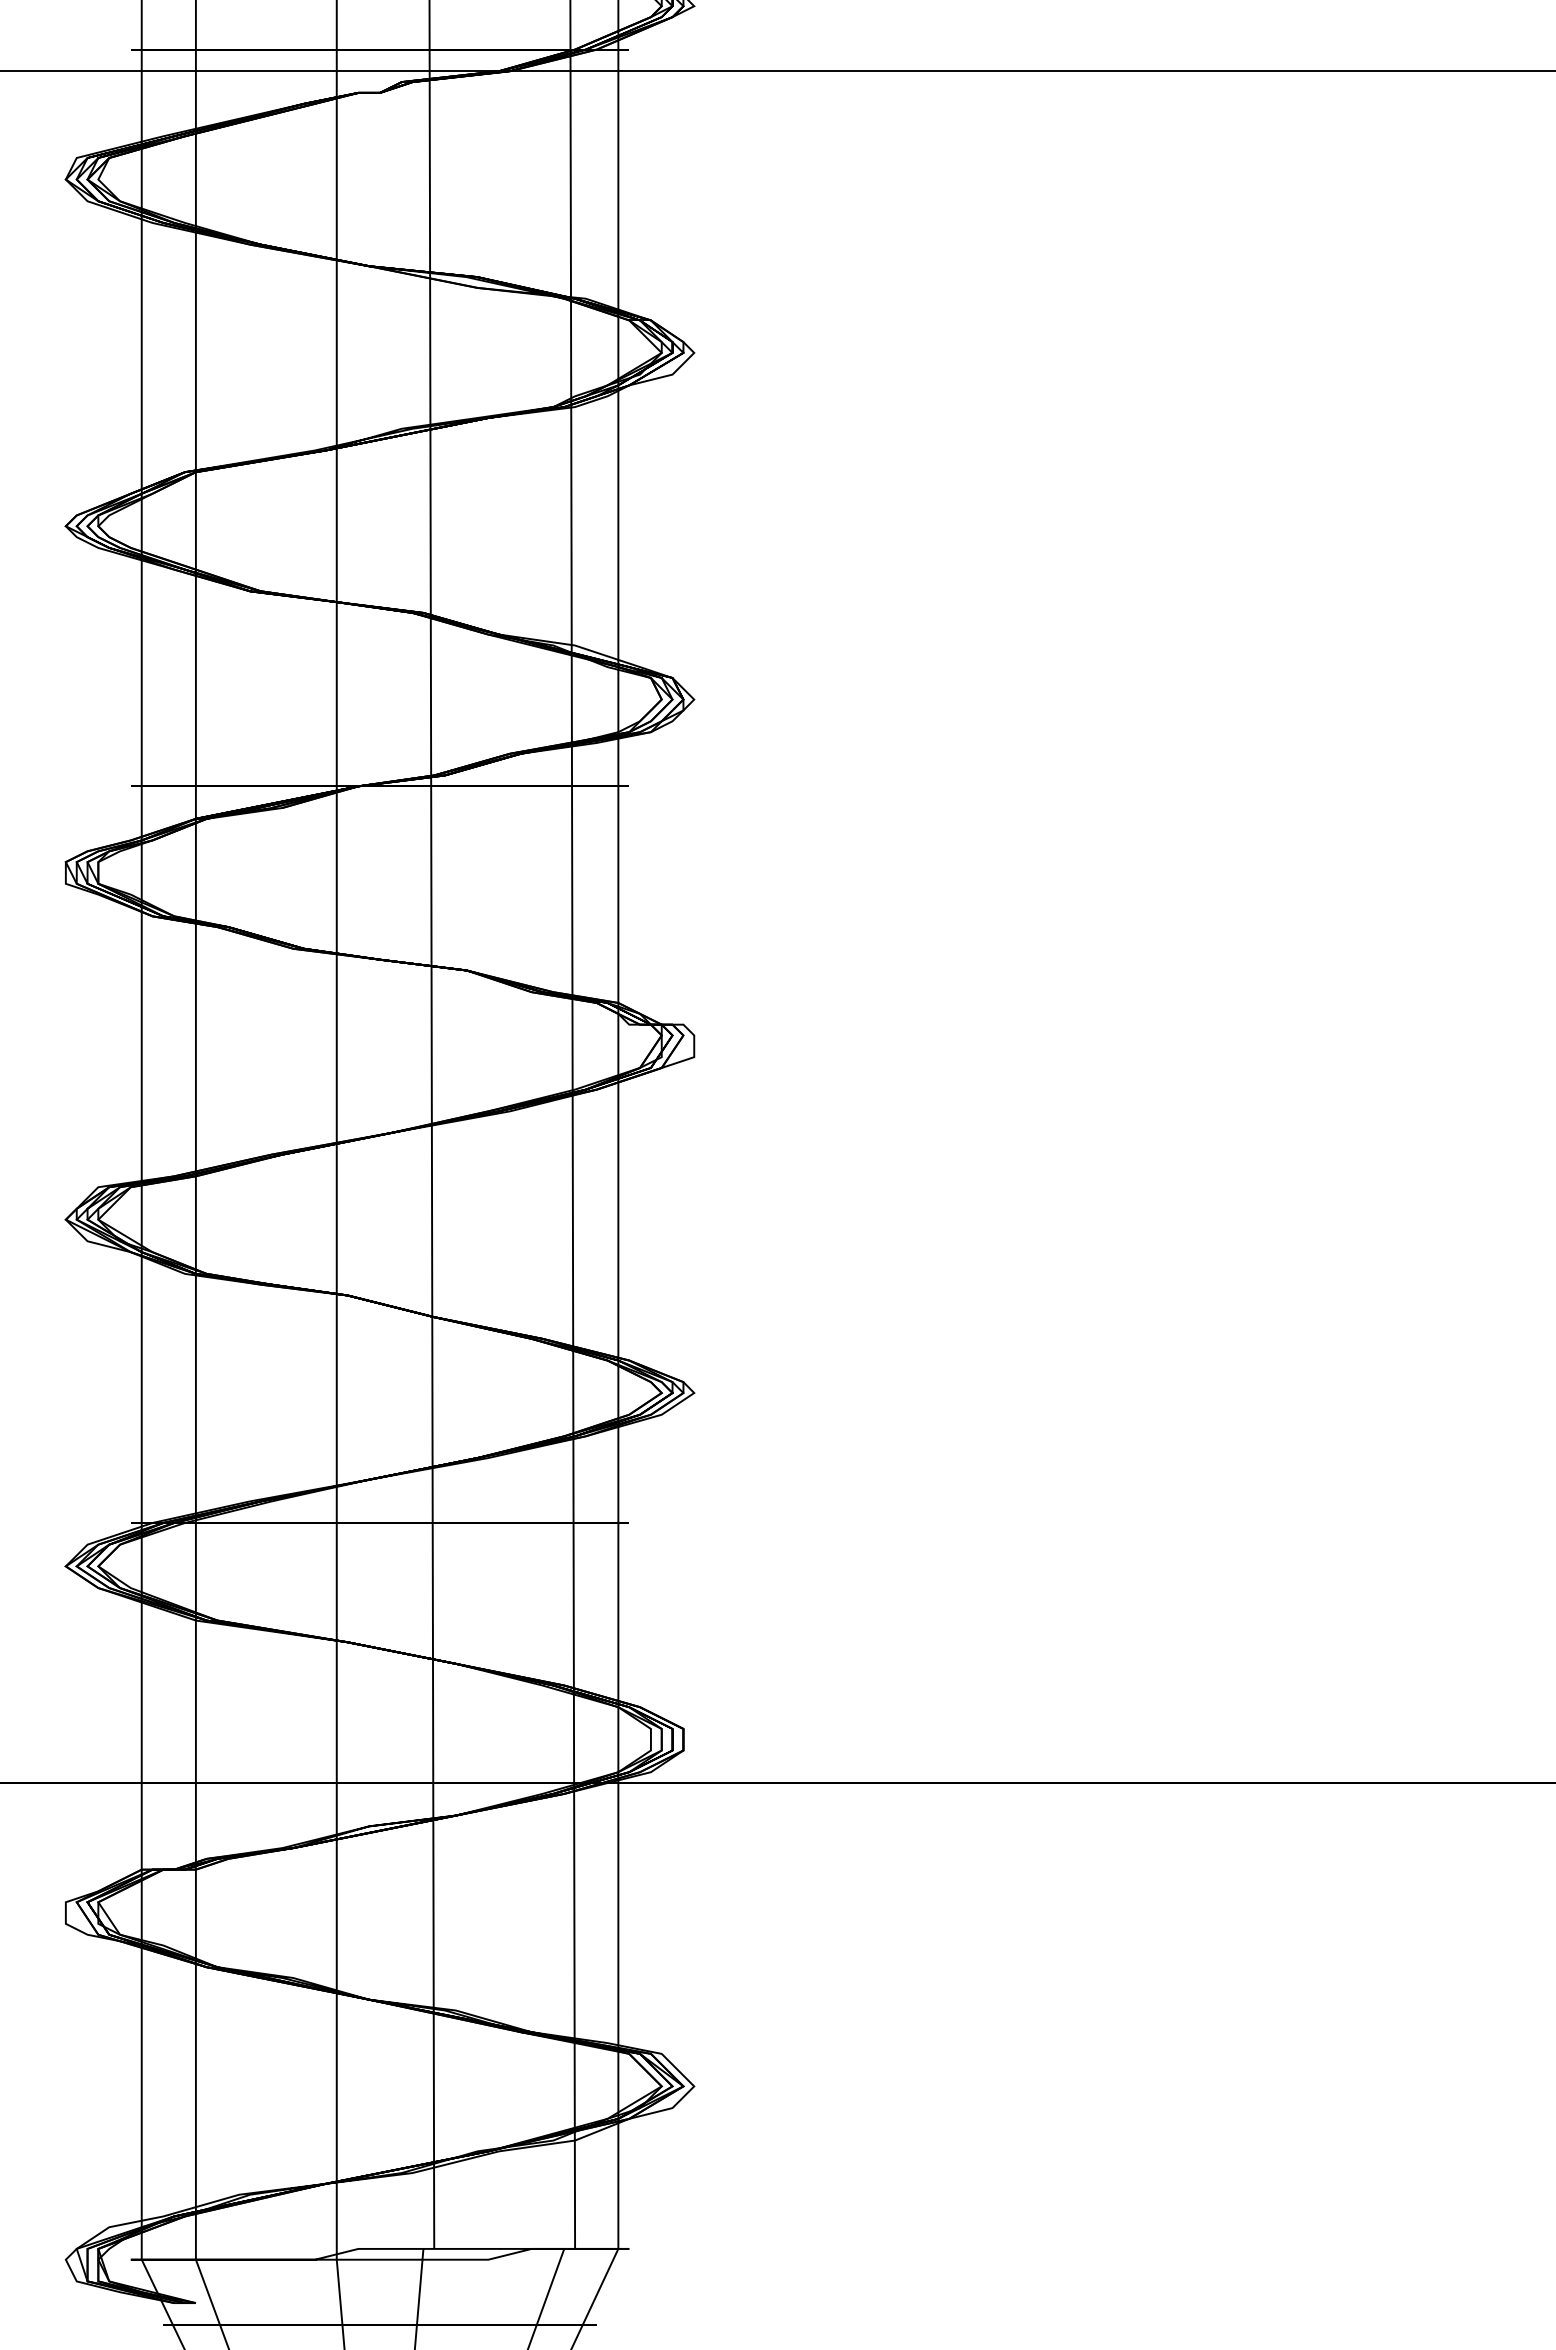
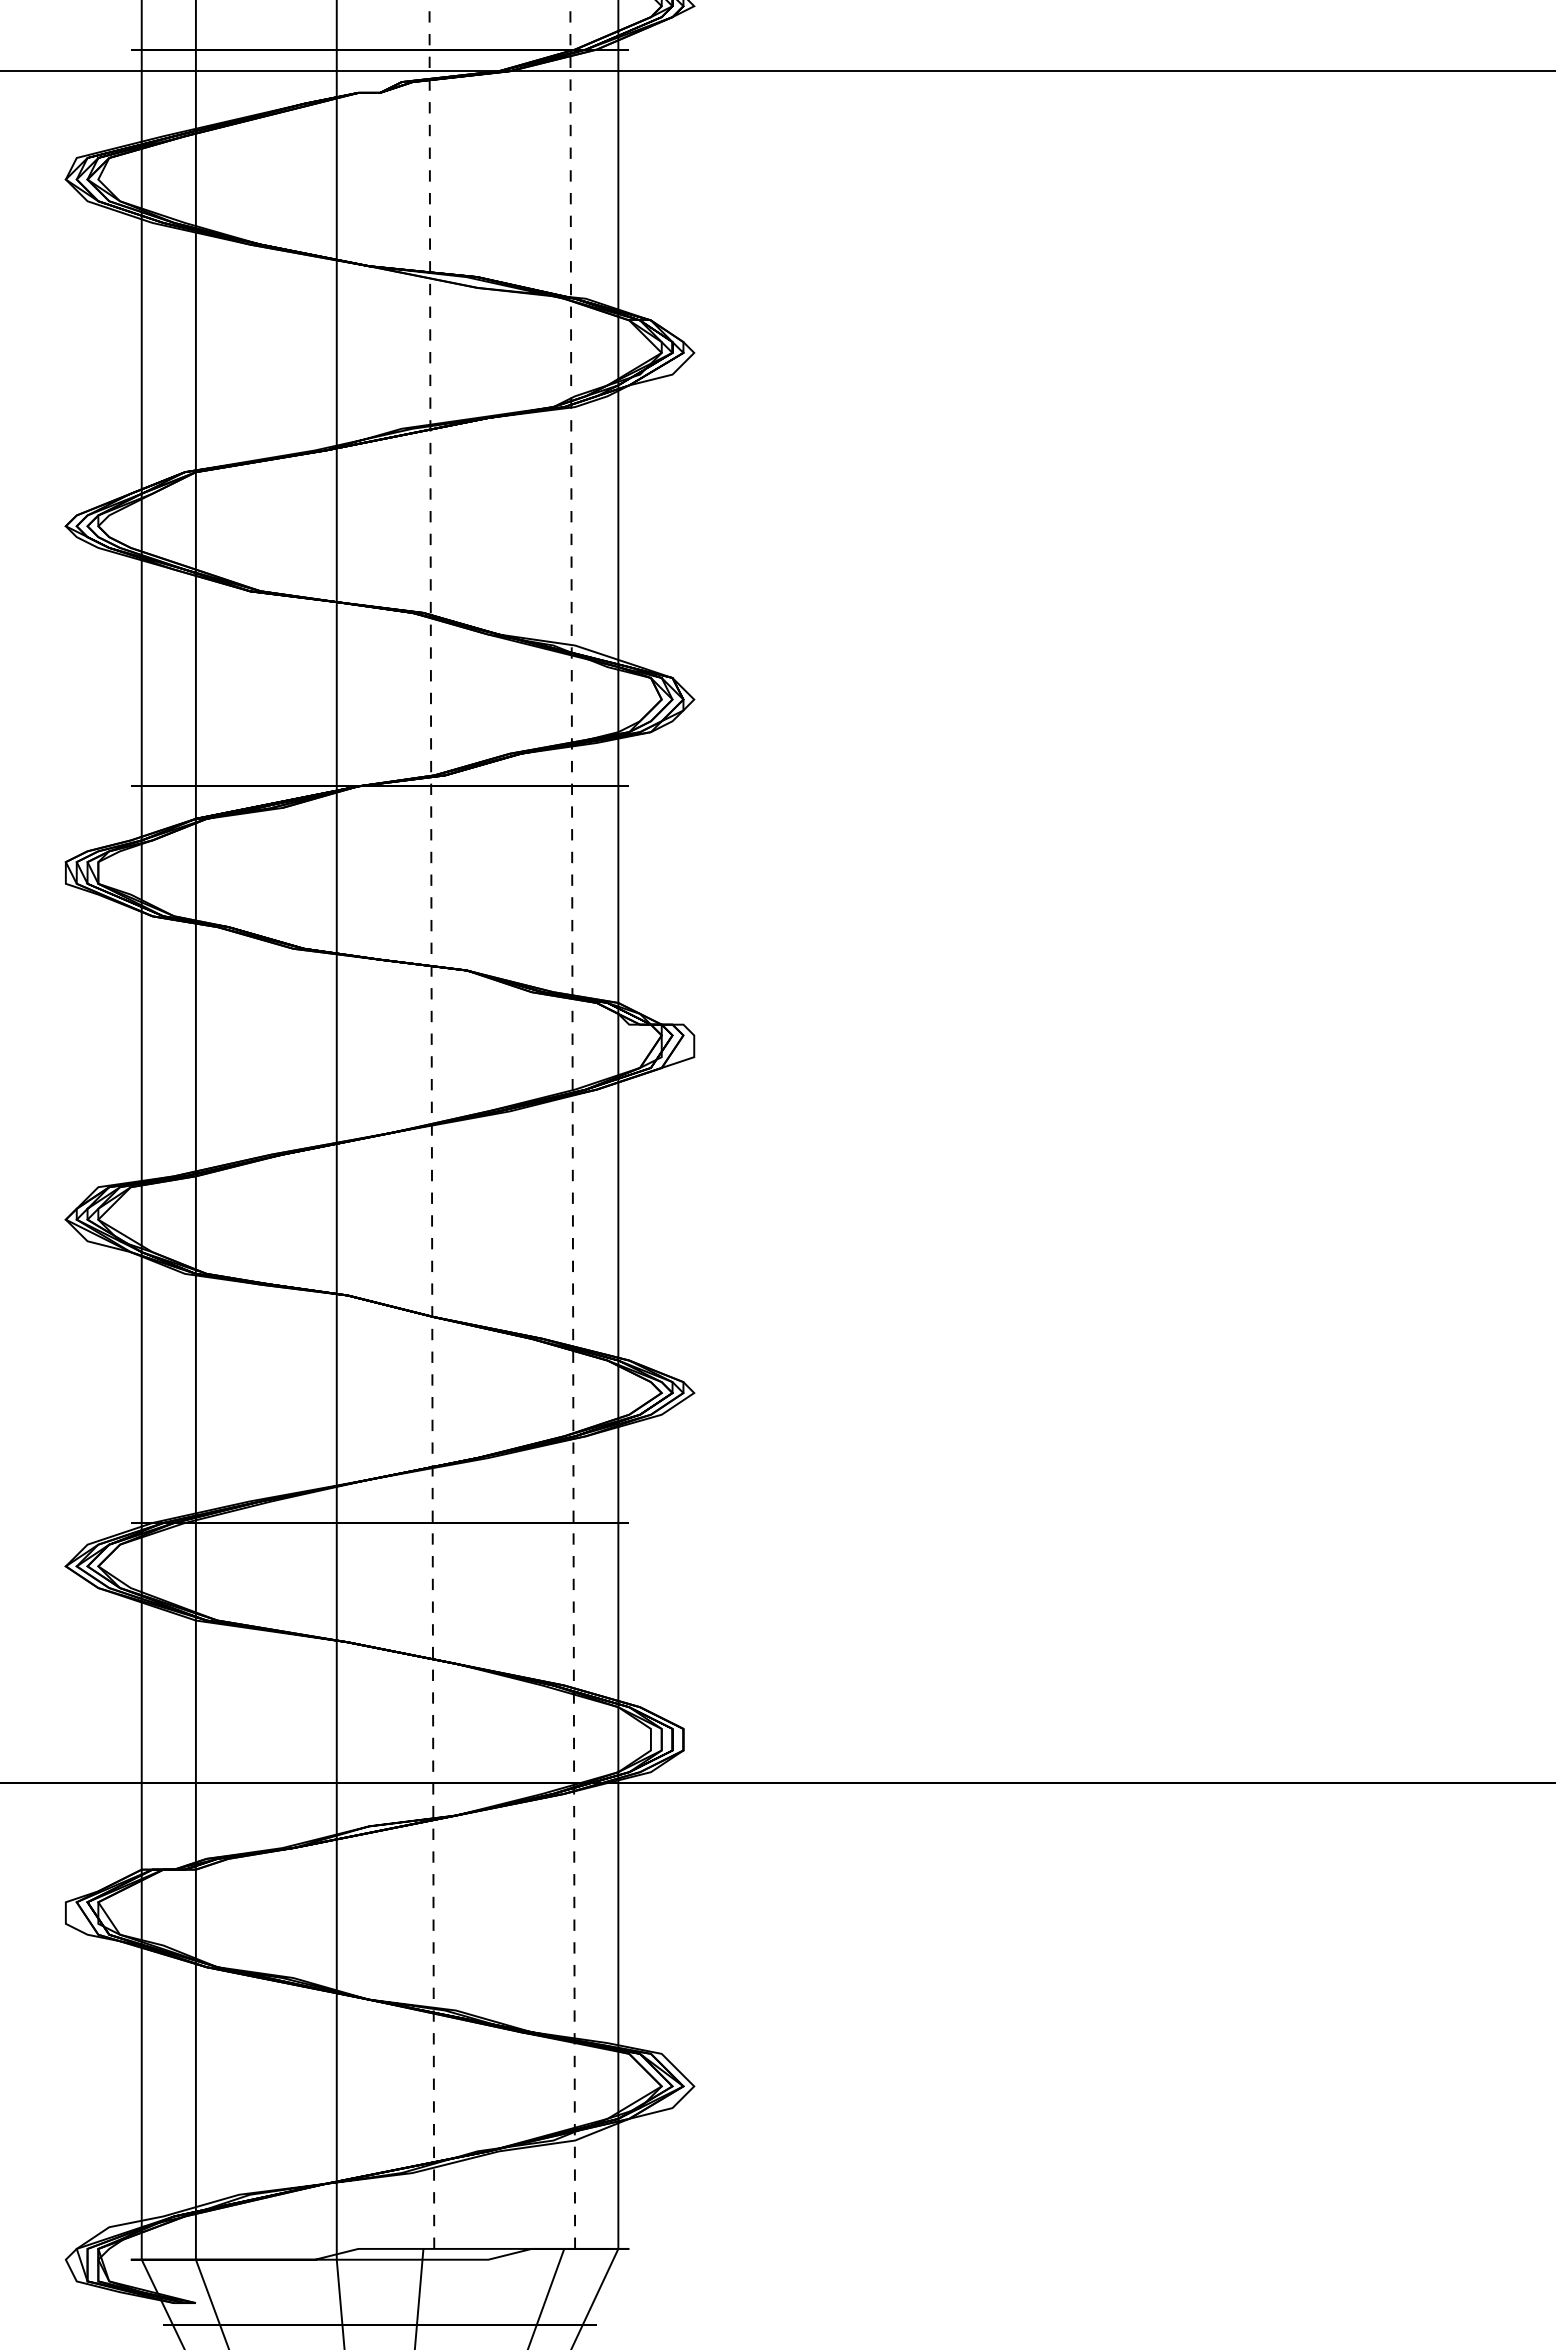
line: solid -> dashed (431, 1124)
line: solid -> dashed (572, 1124)
